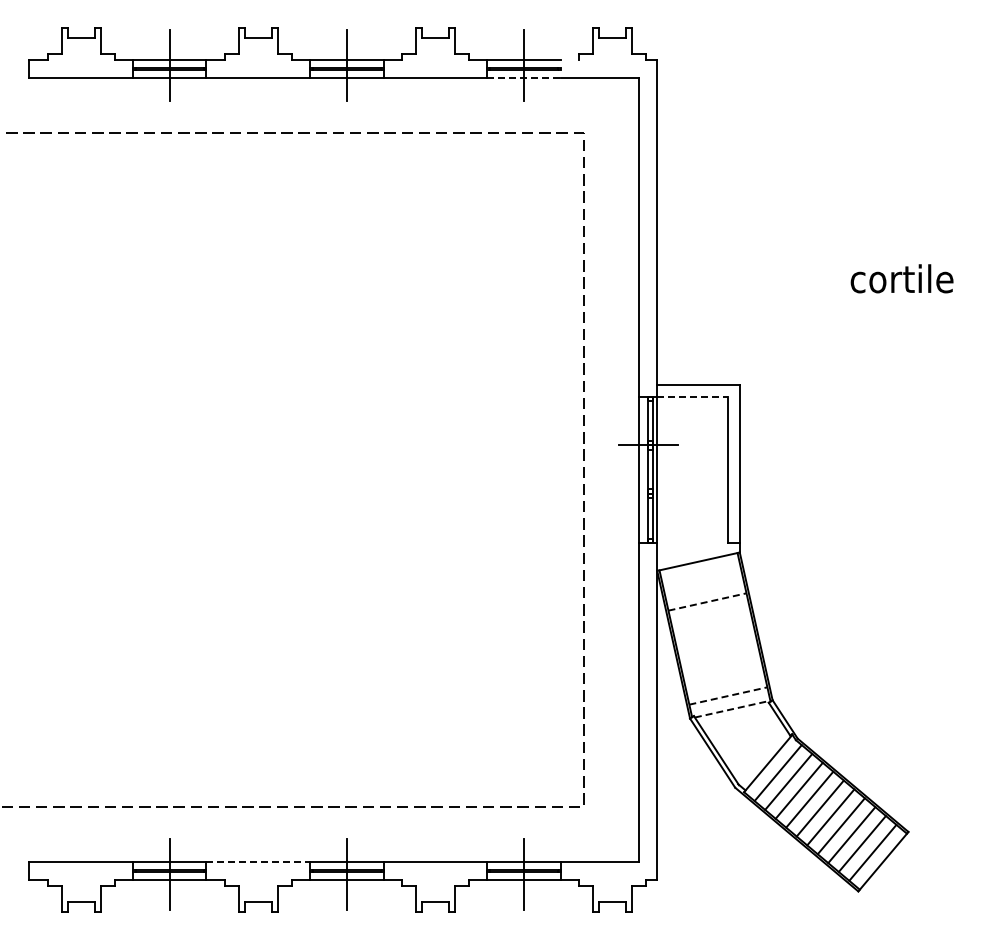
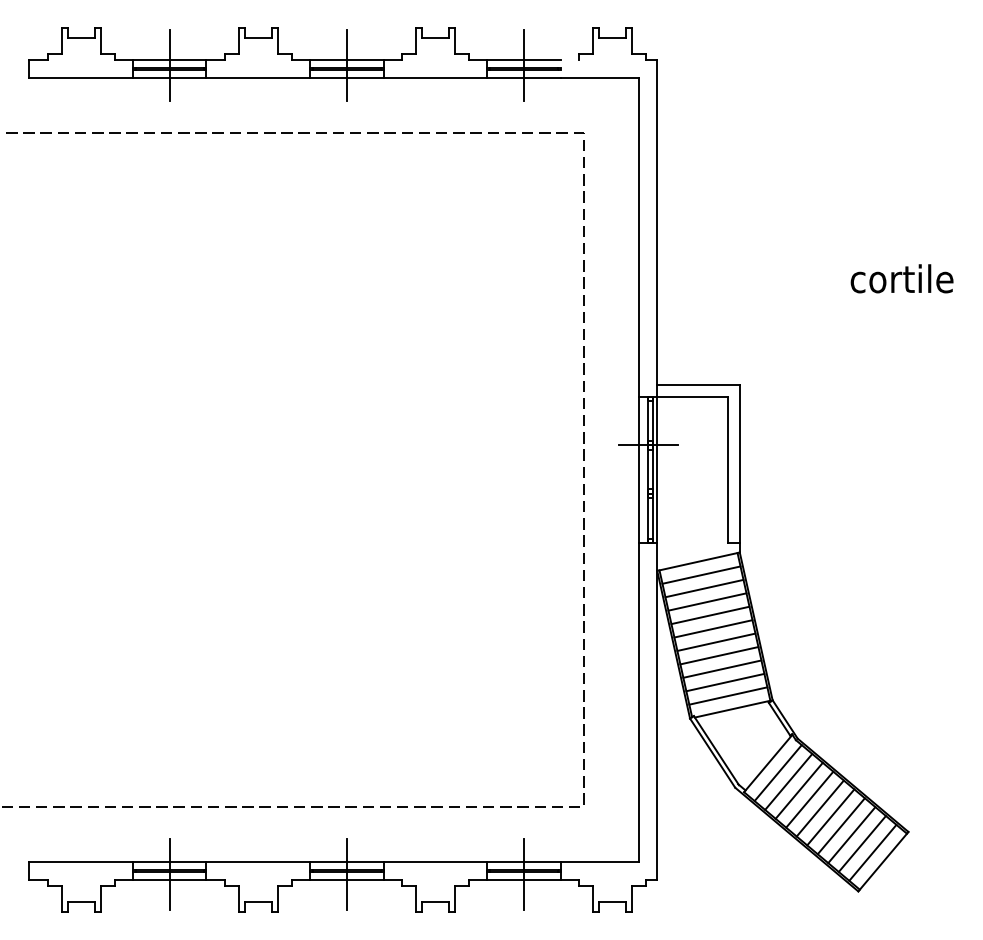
line: dashed -> solid (523, 77)
line: dashed -> solid (692, 396)
line: none -> present (701, 574)
line: none -> present (704, 588)
line: dashed -> solid (707, 601)
line: none -> present (710, 615)
line: none -> present (713, 628)
line: none -> present (716, 641)
line: none -> present (719, 655)
line: none -> present (722, 668)
line: none -> present (725, 682)
line: dashed -> solid (728, 696)
line: dashed -> solid (732, 709)
line: dashed -> solid (258, 862)
